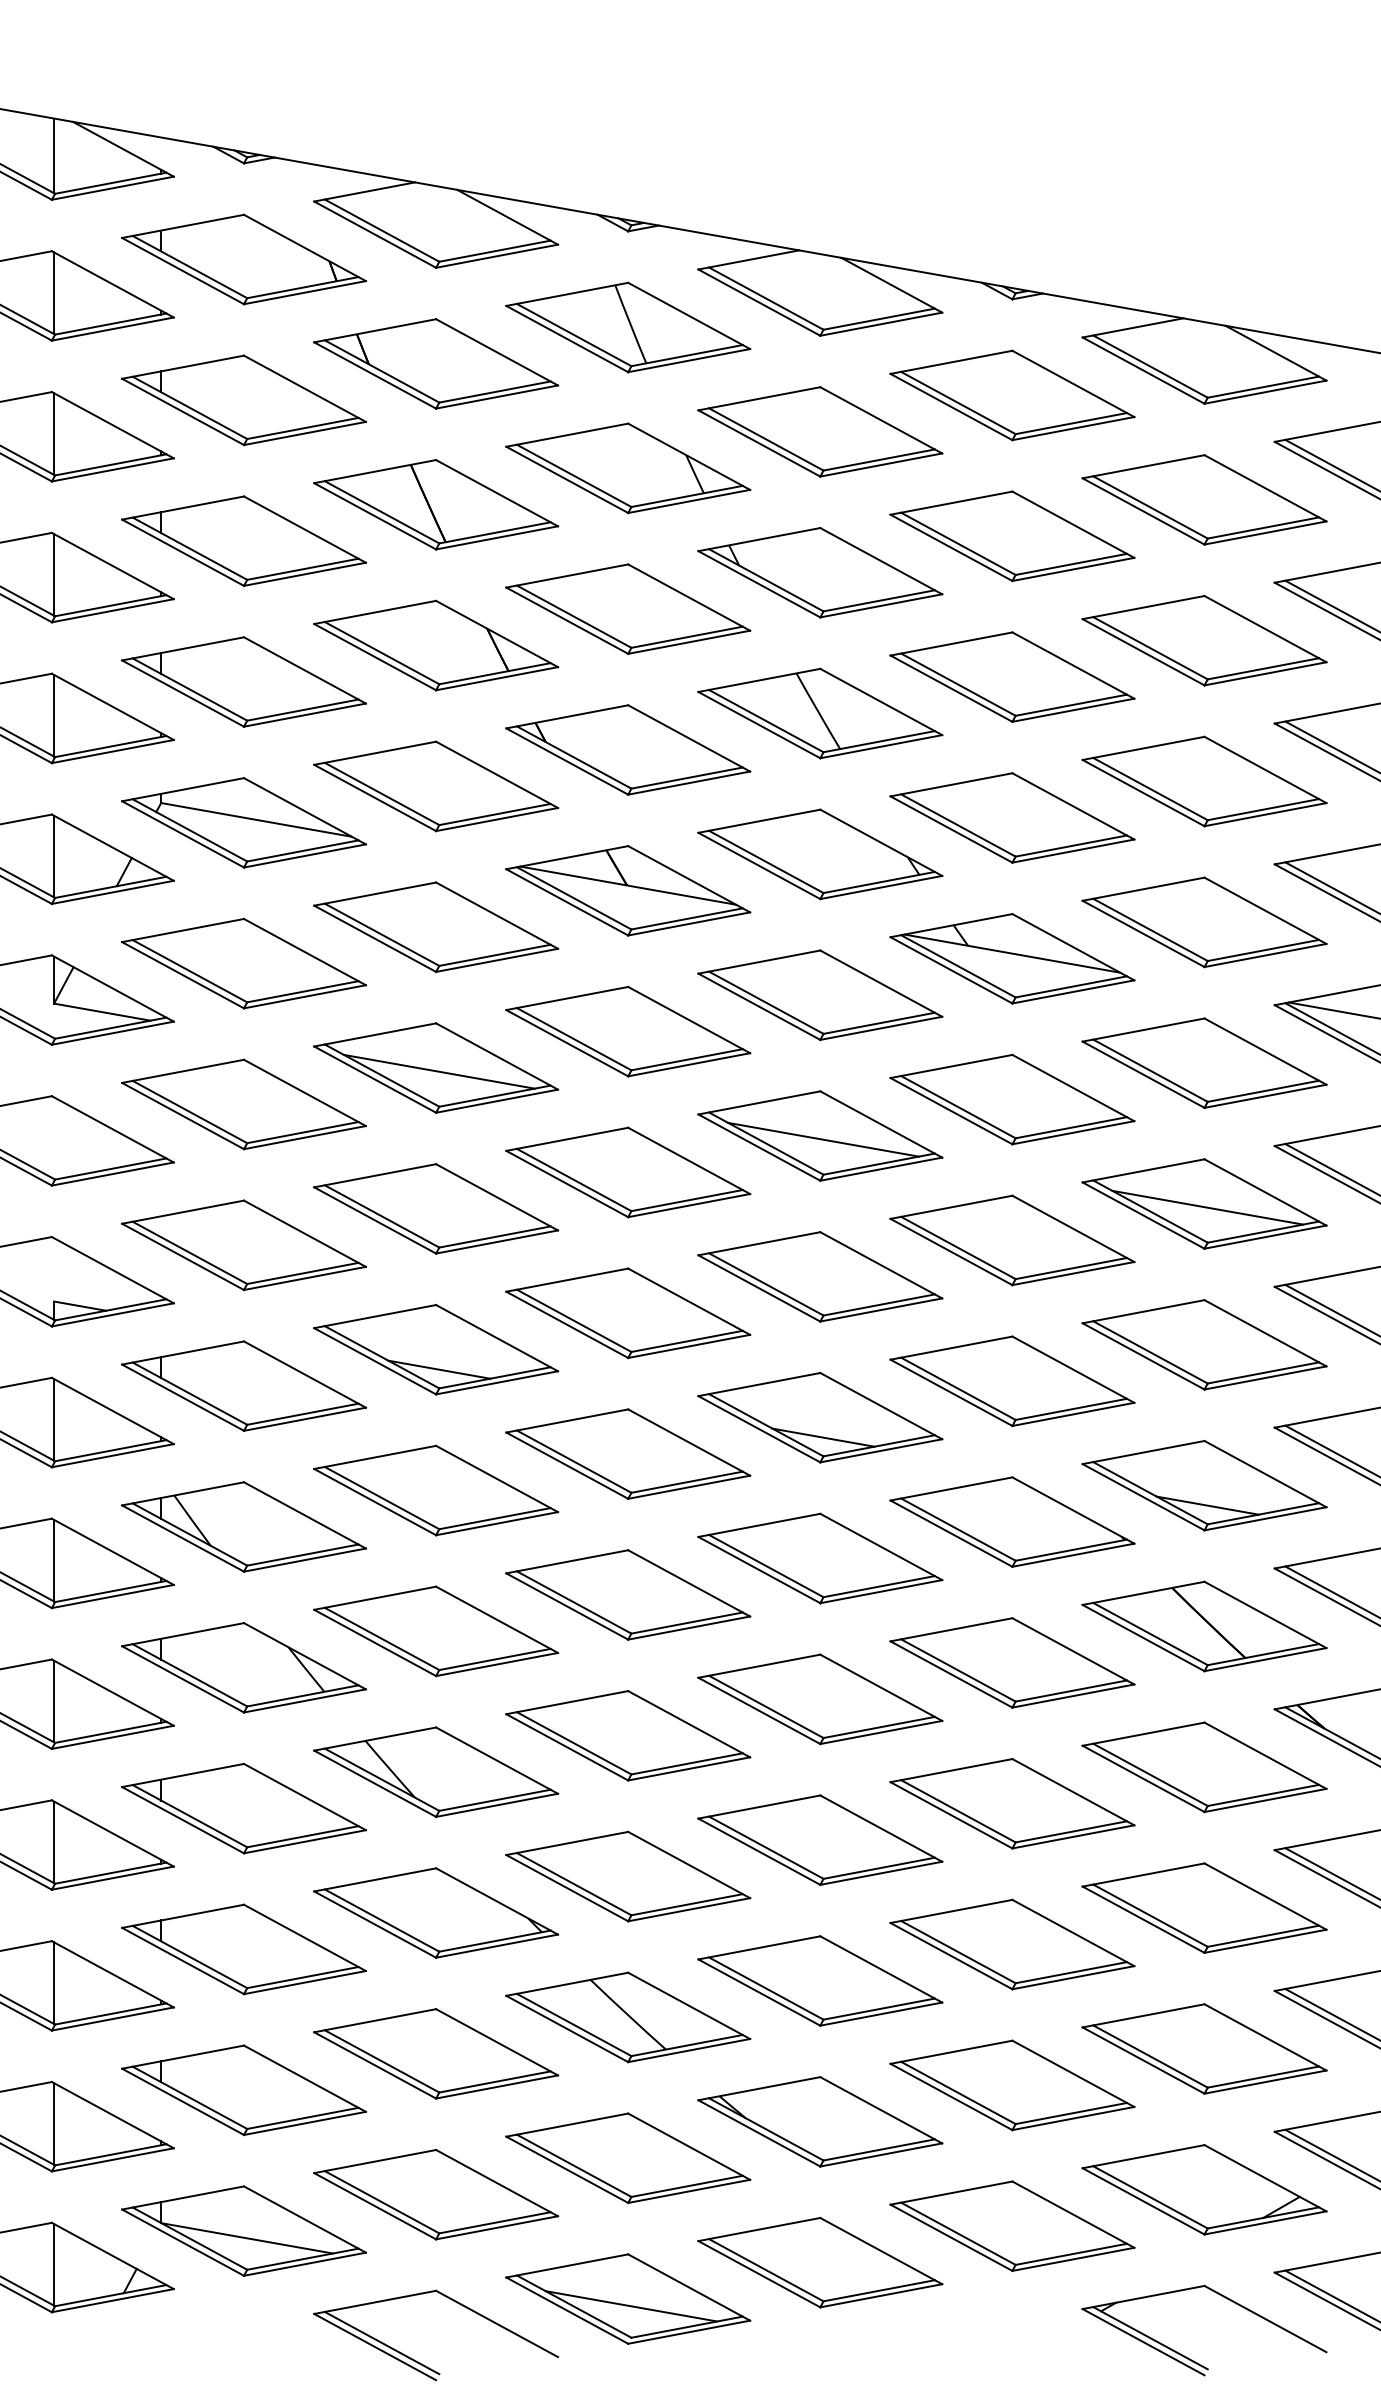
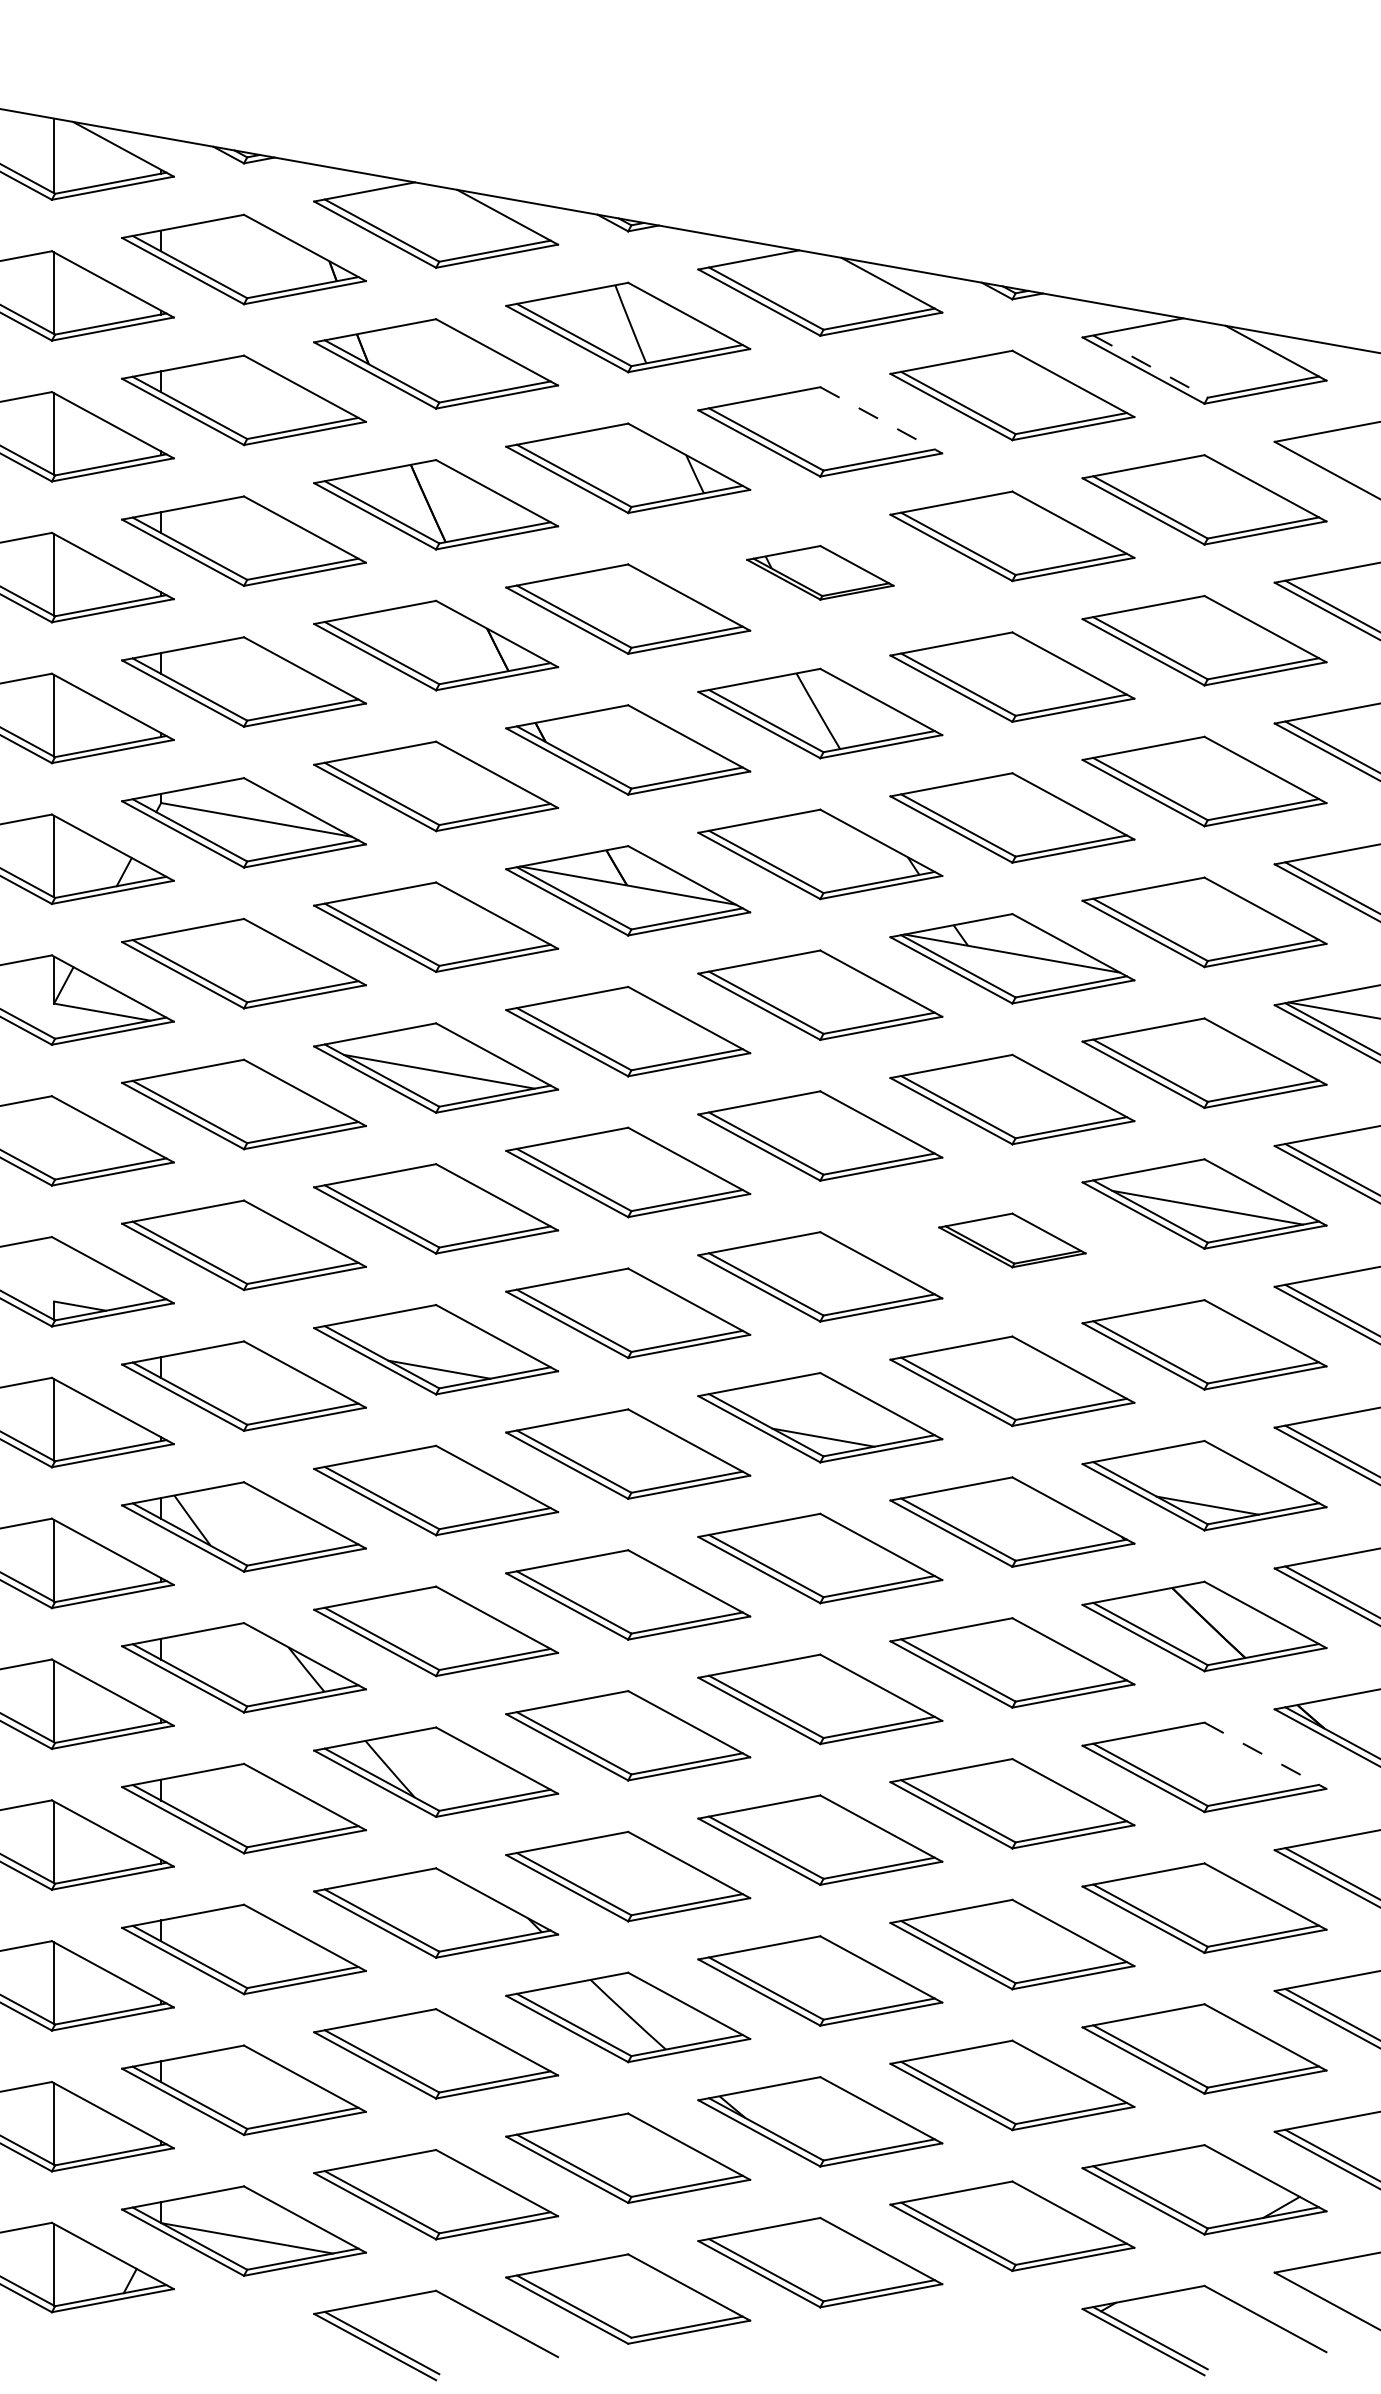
line: solid -> dashed (1150, 366)
line: solid -> dashed (881, 420)
line: present -> none (1331, 464)
part size: 247x92 px -> 149x56 px (820, 572)
line: present -> none (823, 1139)
part size: 247x93 px -> 149x57 px (1012, 1240)
line: solid -> dashed (1265, 1756)
line: present -> none (1331, 2295)
line: present -> none (631, 2306)
